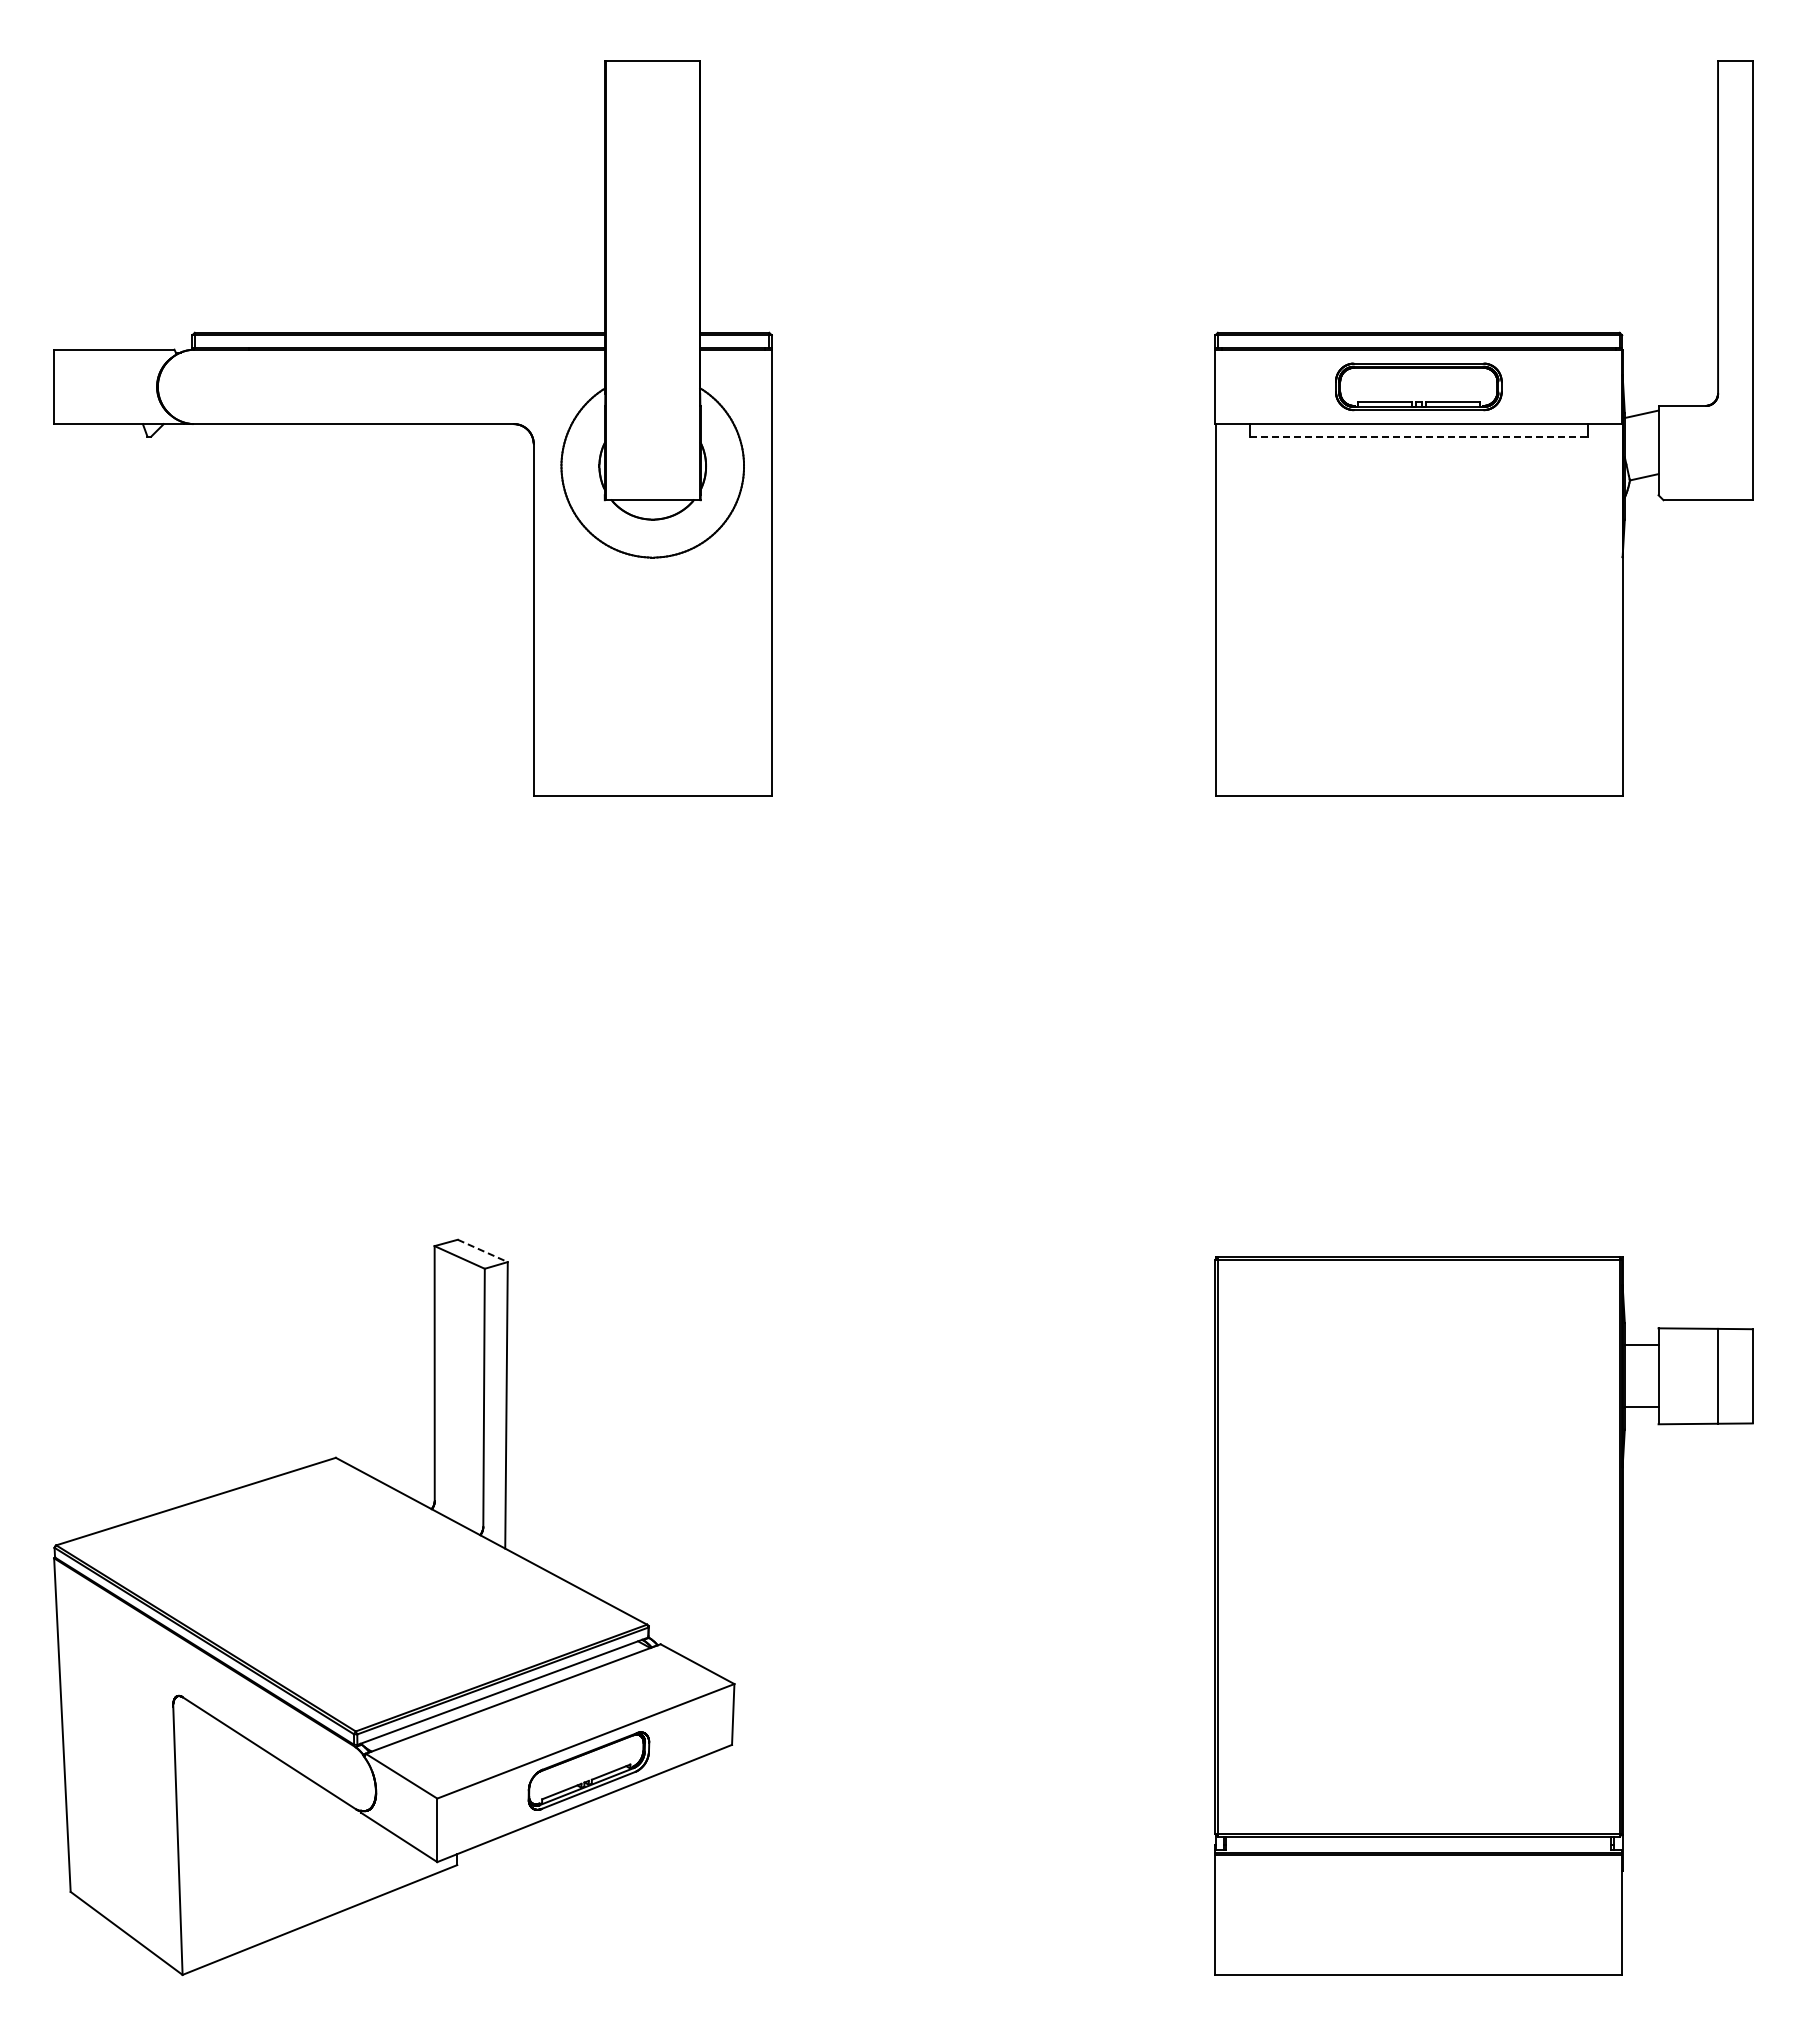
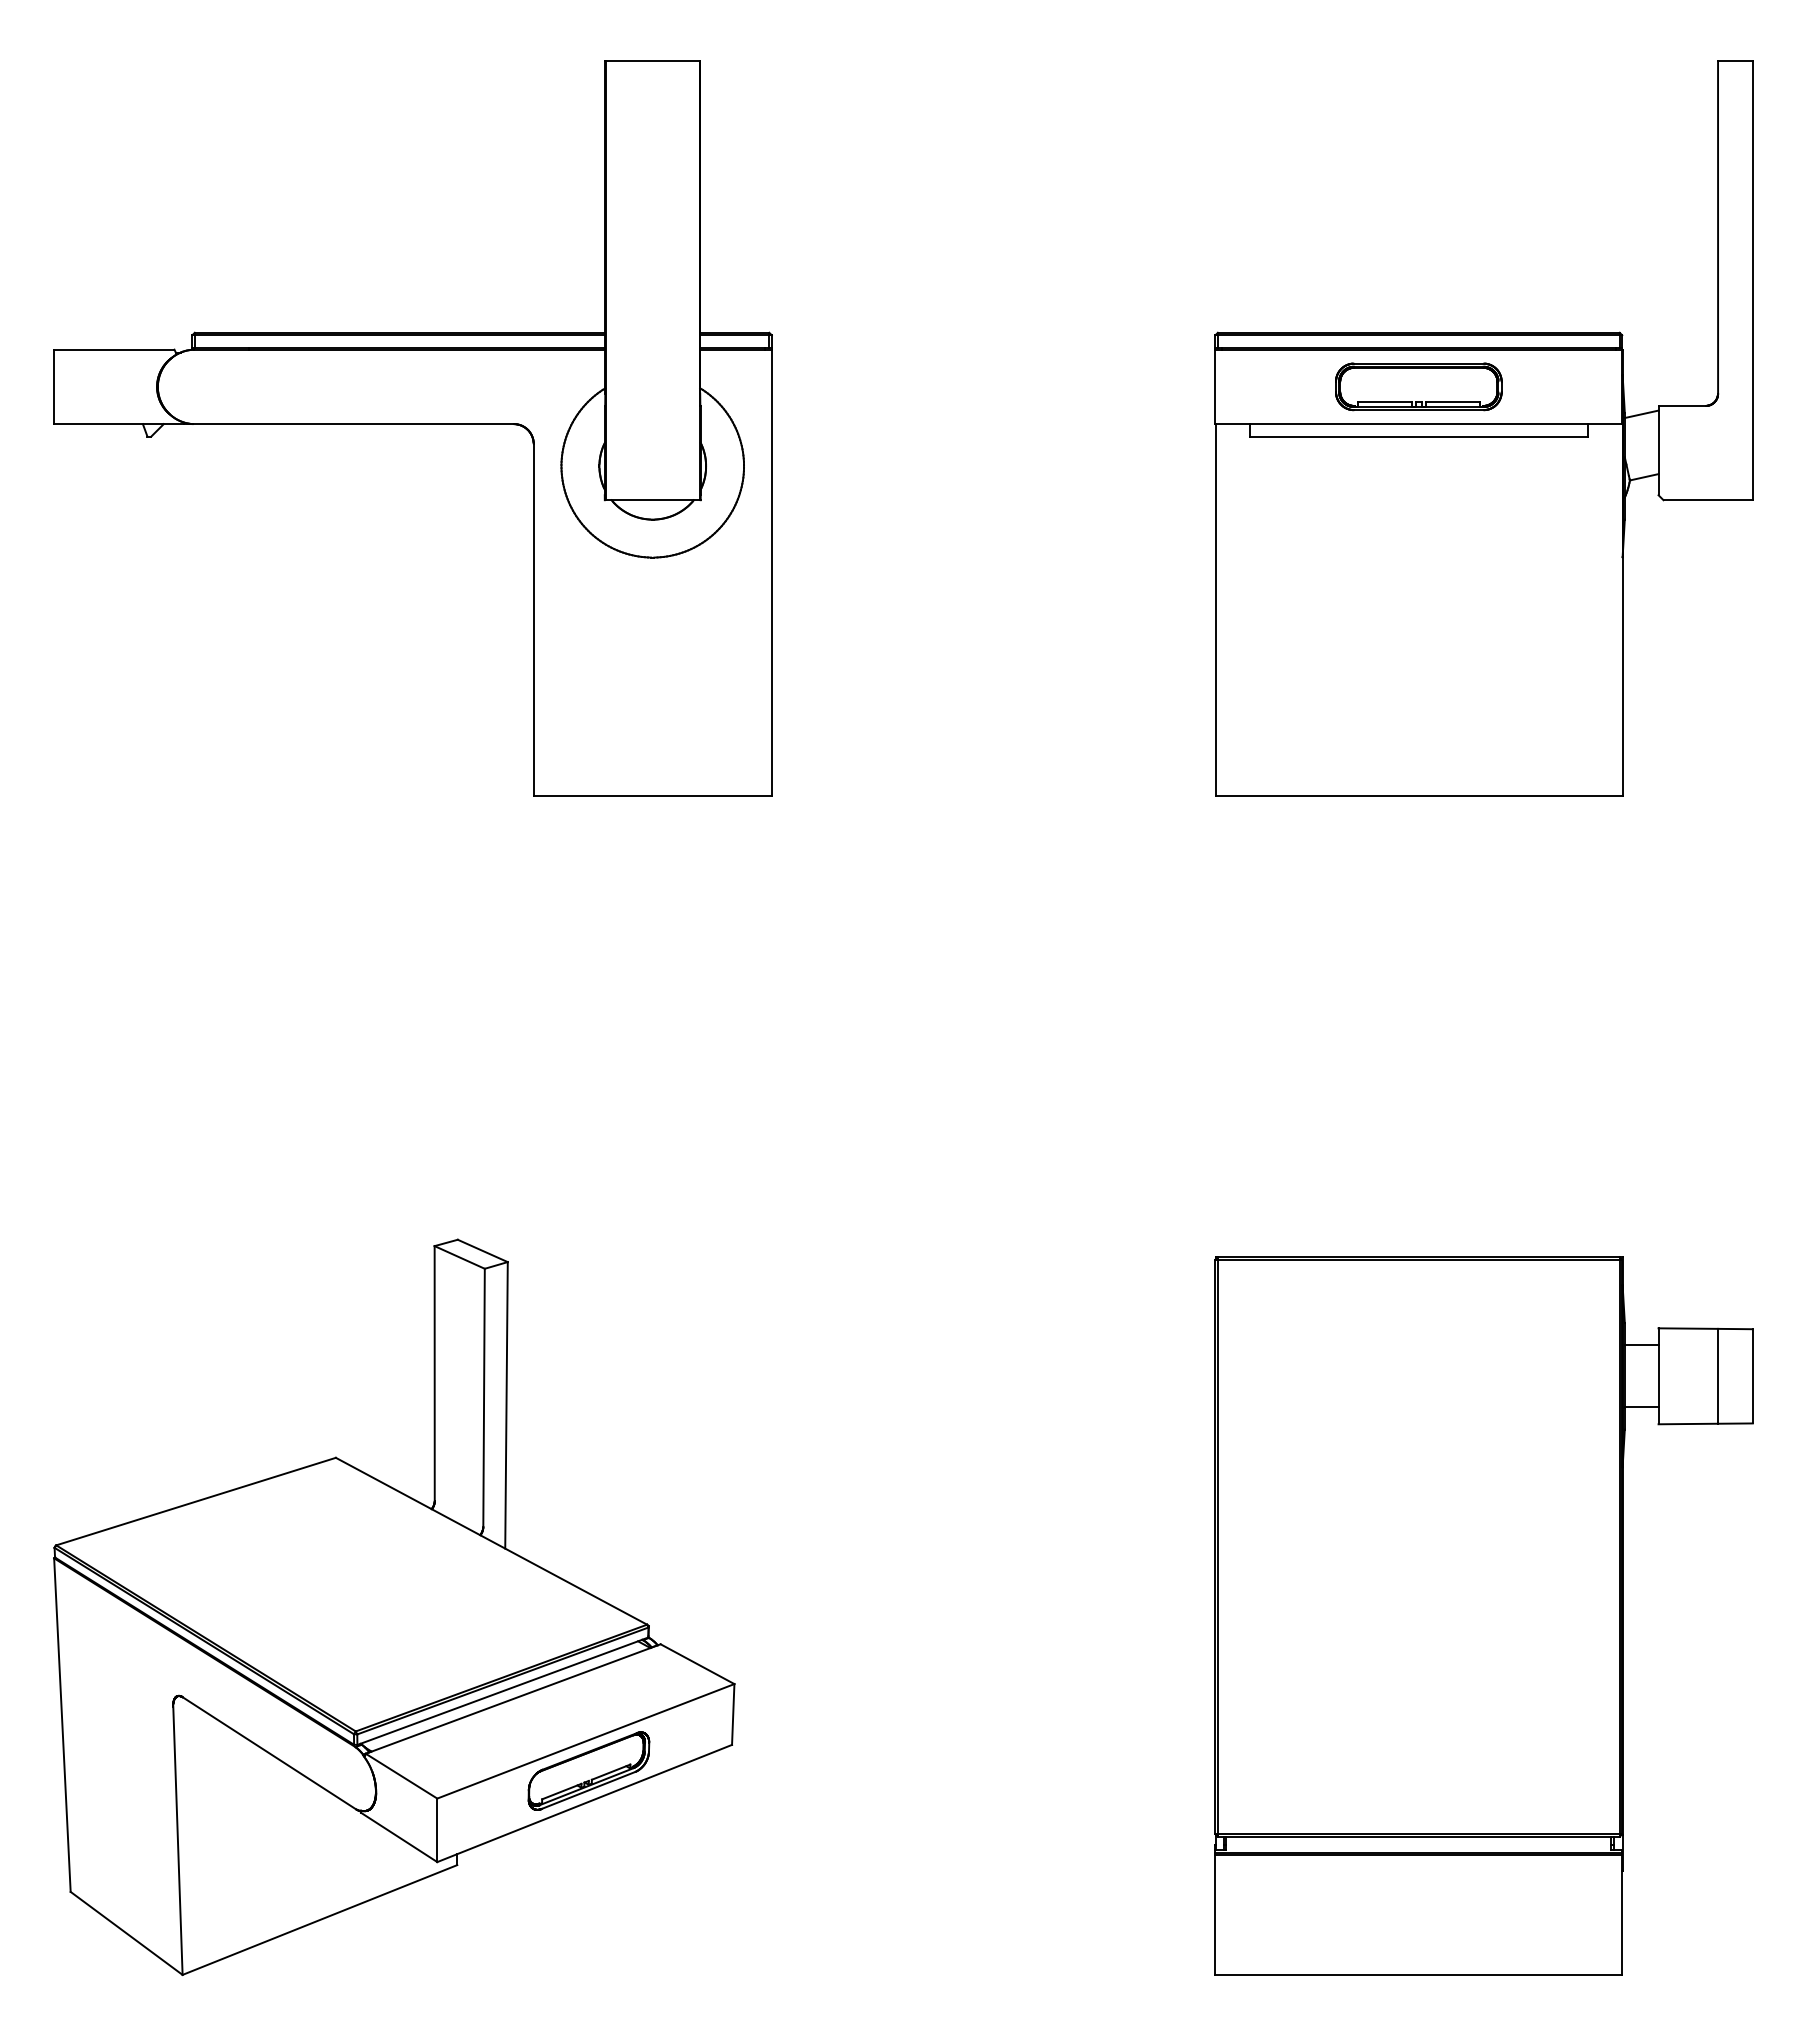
line: dashed -> solid (1418, 436)
line: dashed -> solid (483, 1251)
